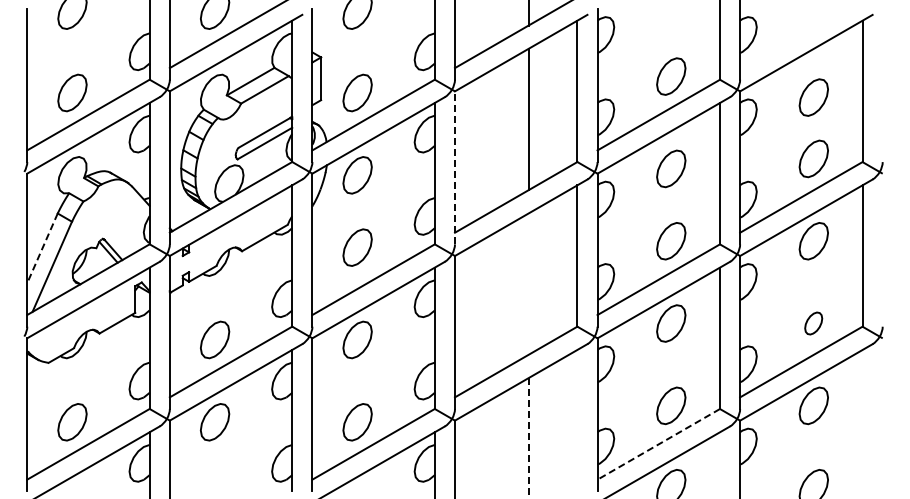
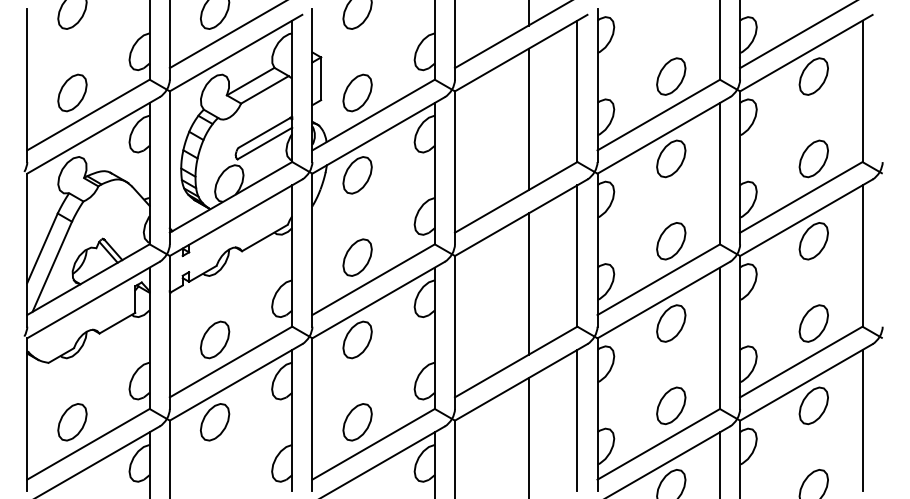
line: none -> present (796, 35)
part position: (813, 97) -> (813, 76) (813, 76)
line: dashed -> solid (454, 167)
part position: (671, 168) -> (671, 158) (671, 158)
part position: (357, 247) -> (357, 257) (357, 257)
line: dashed -> solid (42, 248)
line: none -> present (528, 283)
part size: 20x25 px -> 31x39 px (813, 323)
line: none -> present (577, 420)
line: none -> present (862, 420)
line: dashed -> solid (528, 438)
line: dashed -> solid (658, 444)
line: none -> present (719, 463)
